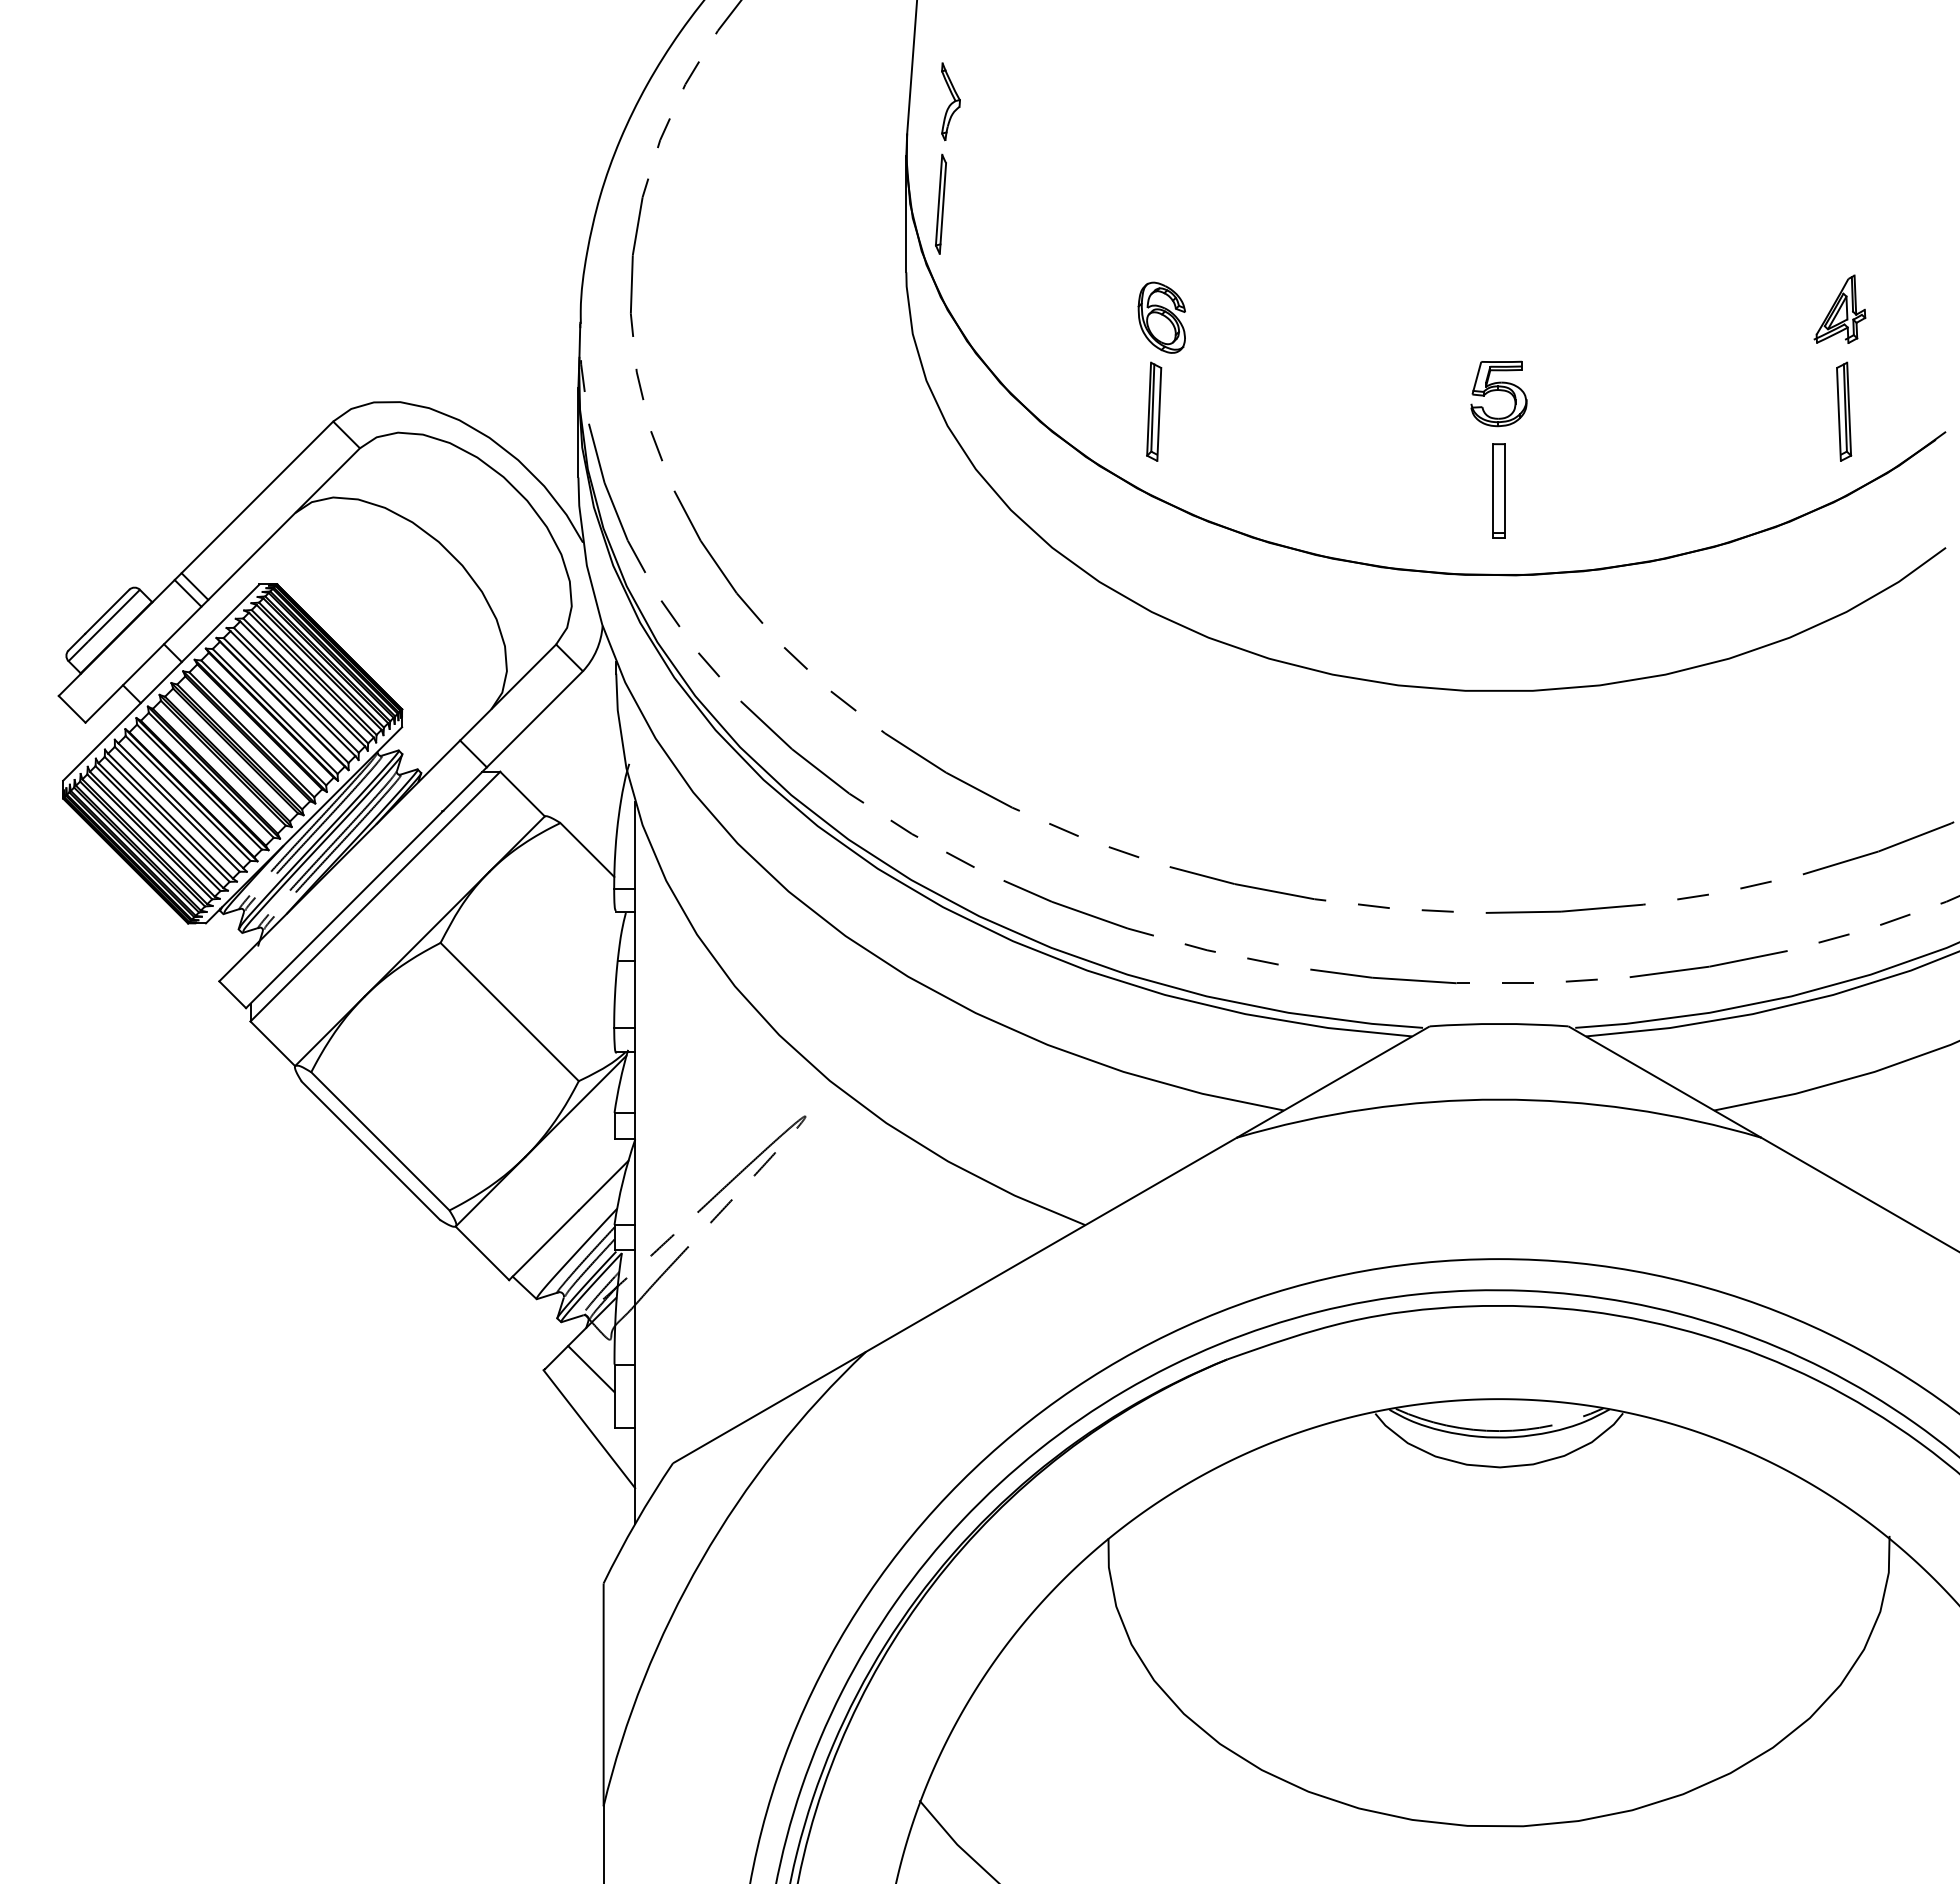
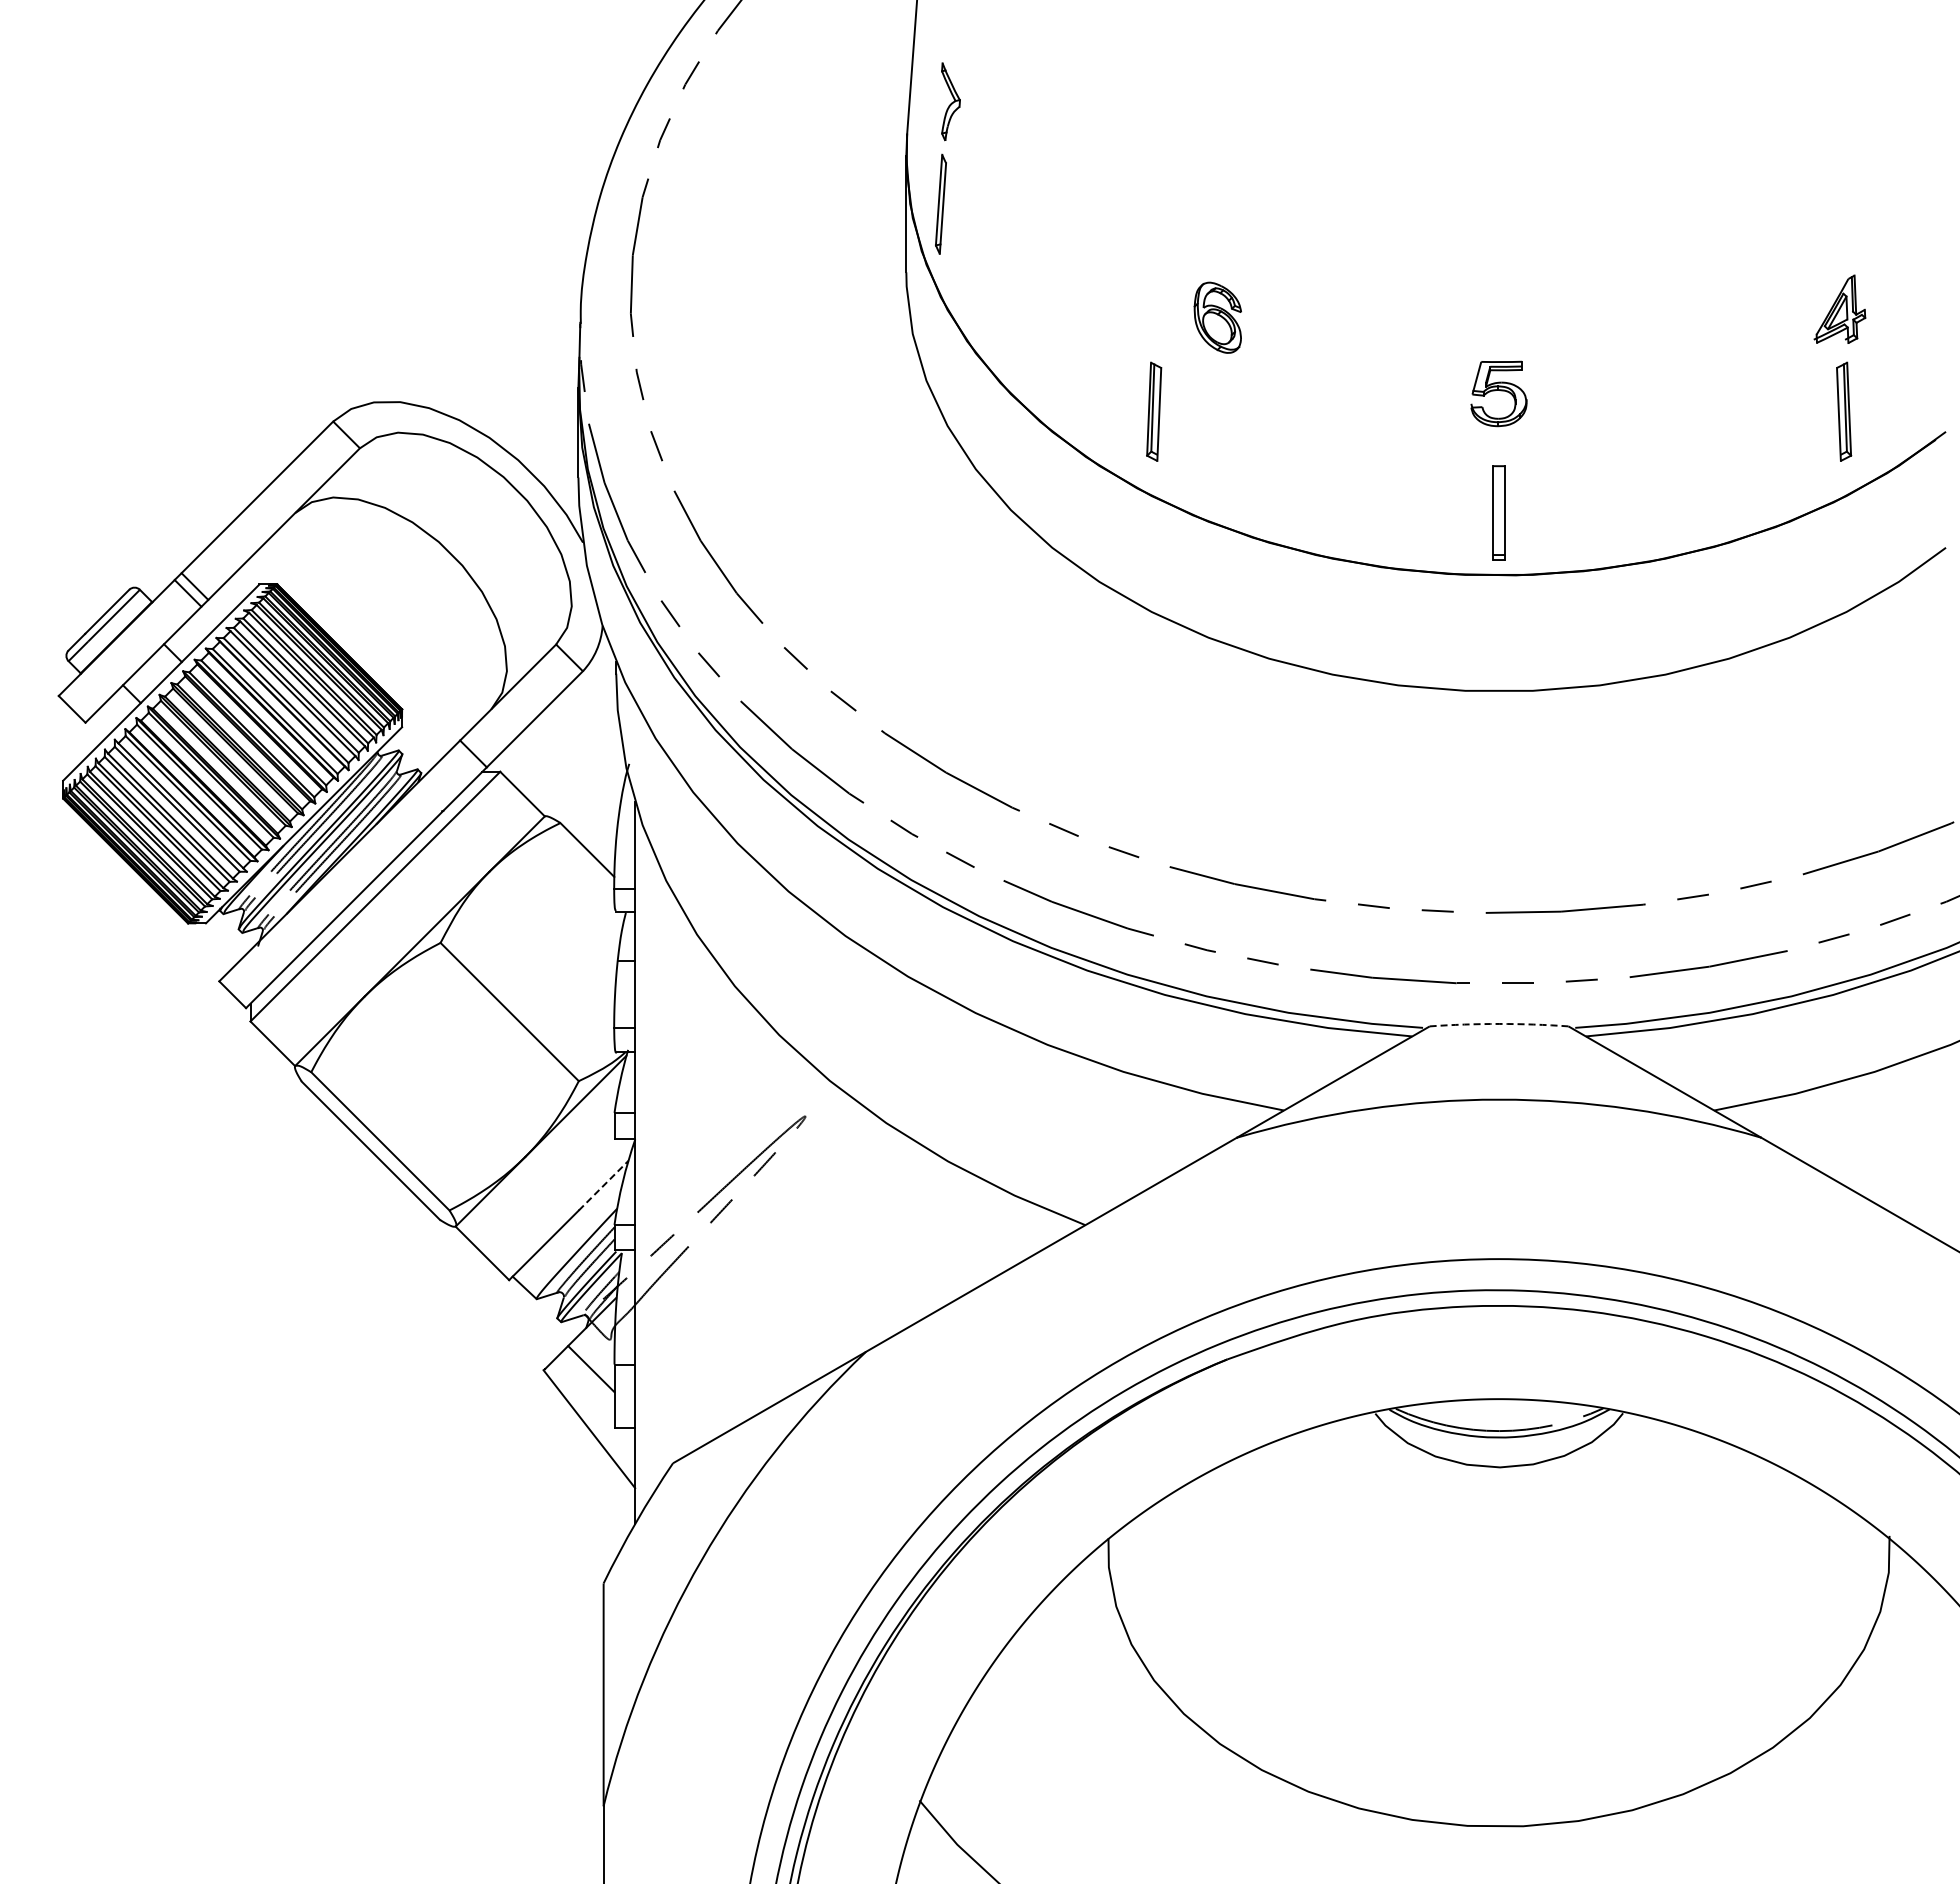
part position: (1161, 317) -> (1217, 317) (1217, 317)
part position: (1498, 490) -> (1498, 512) (1498, 512)
arc: solid -> dashed (1499, 1023)
line: solid -> dashed (604, 1185)
